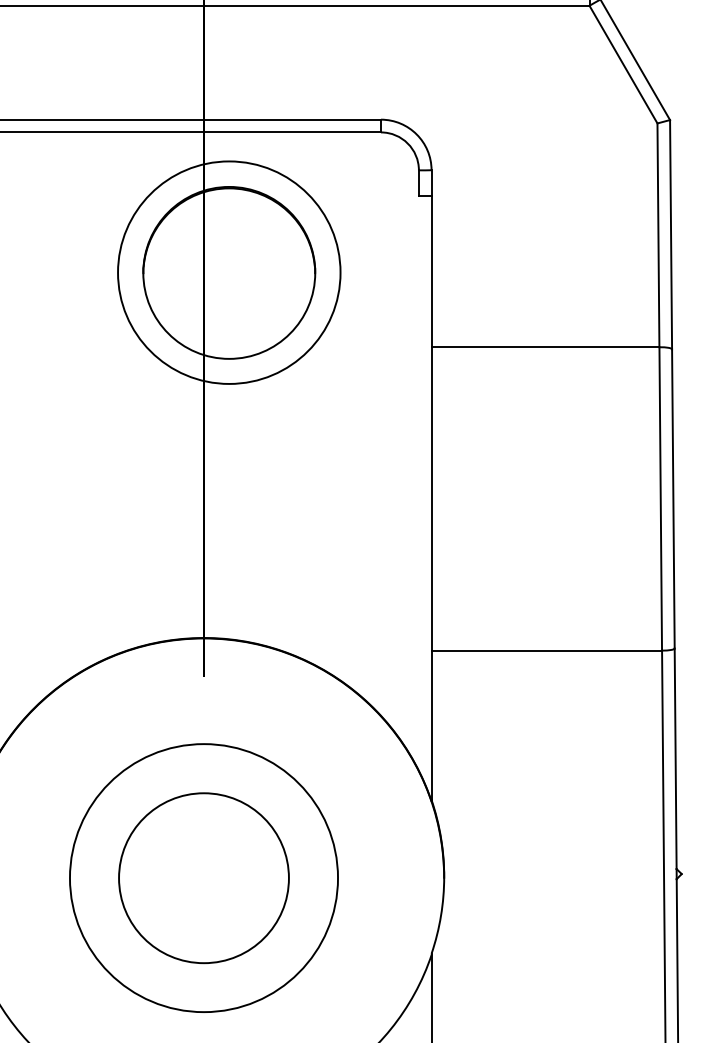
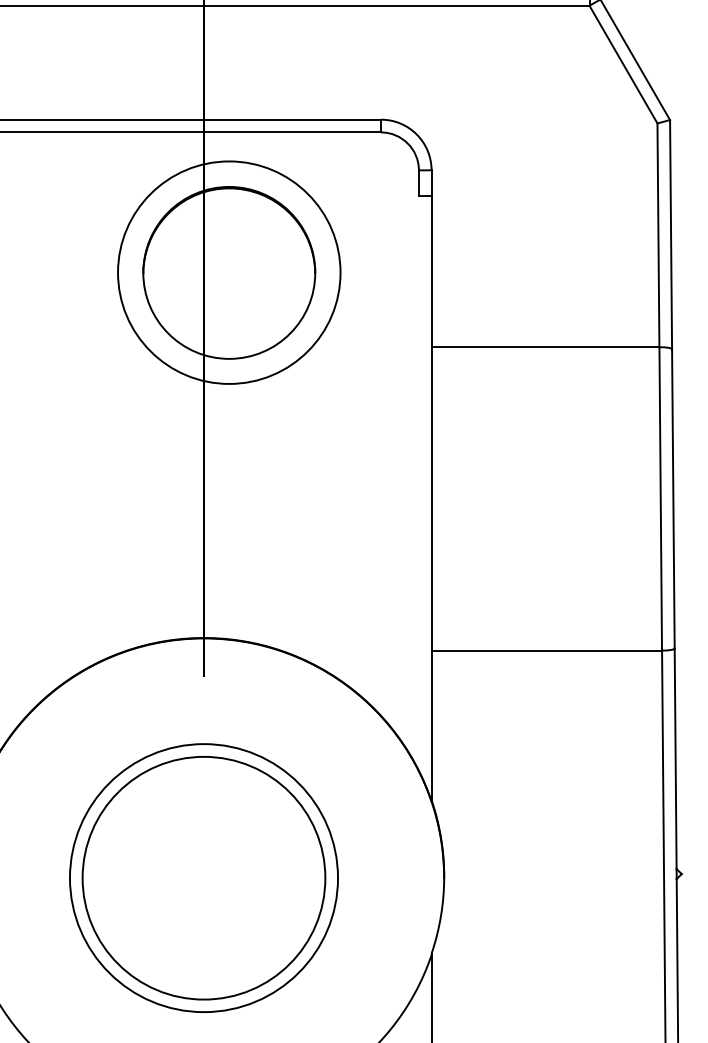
circle diameter: 170 px -> 243 px (203, 877)
